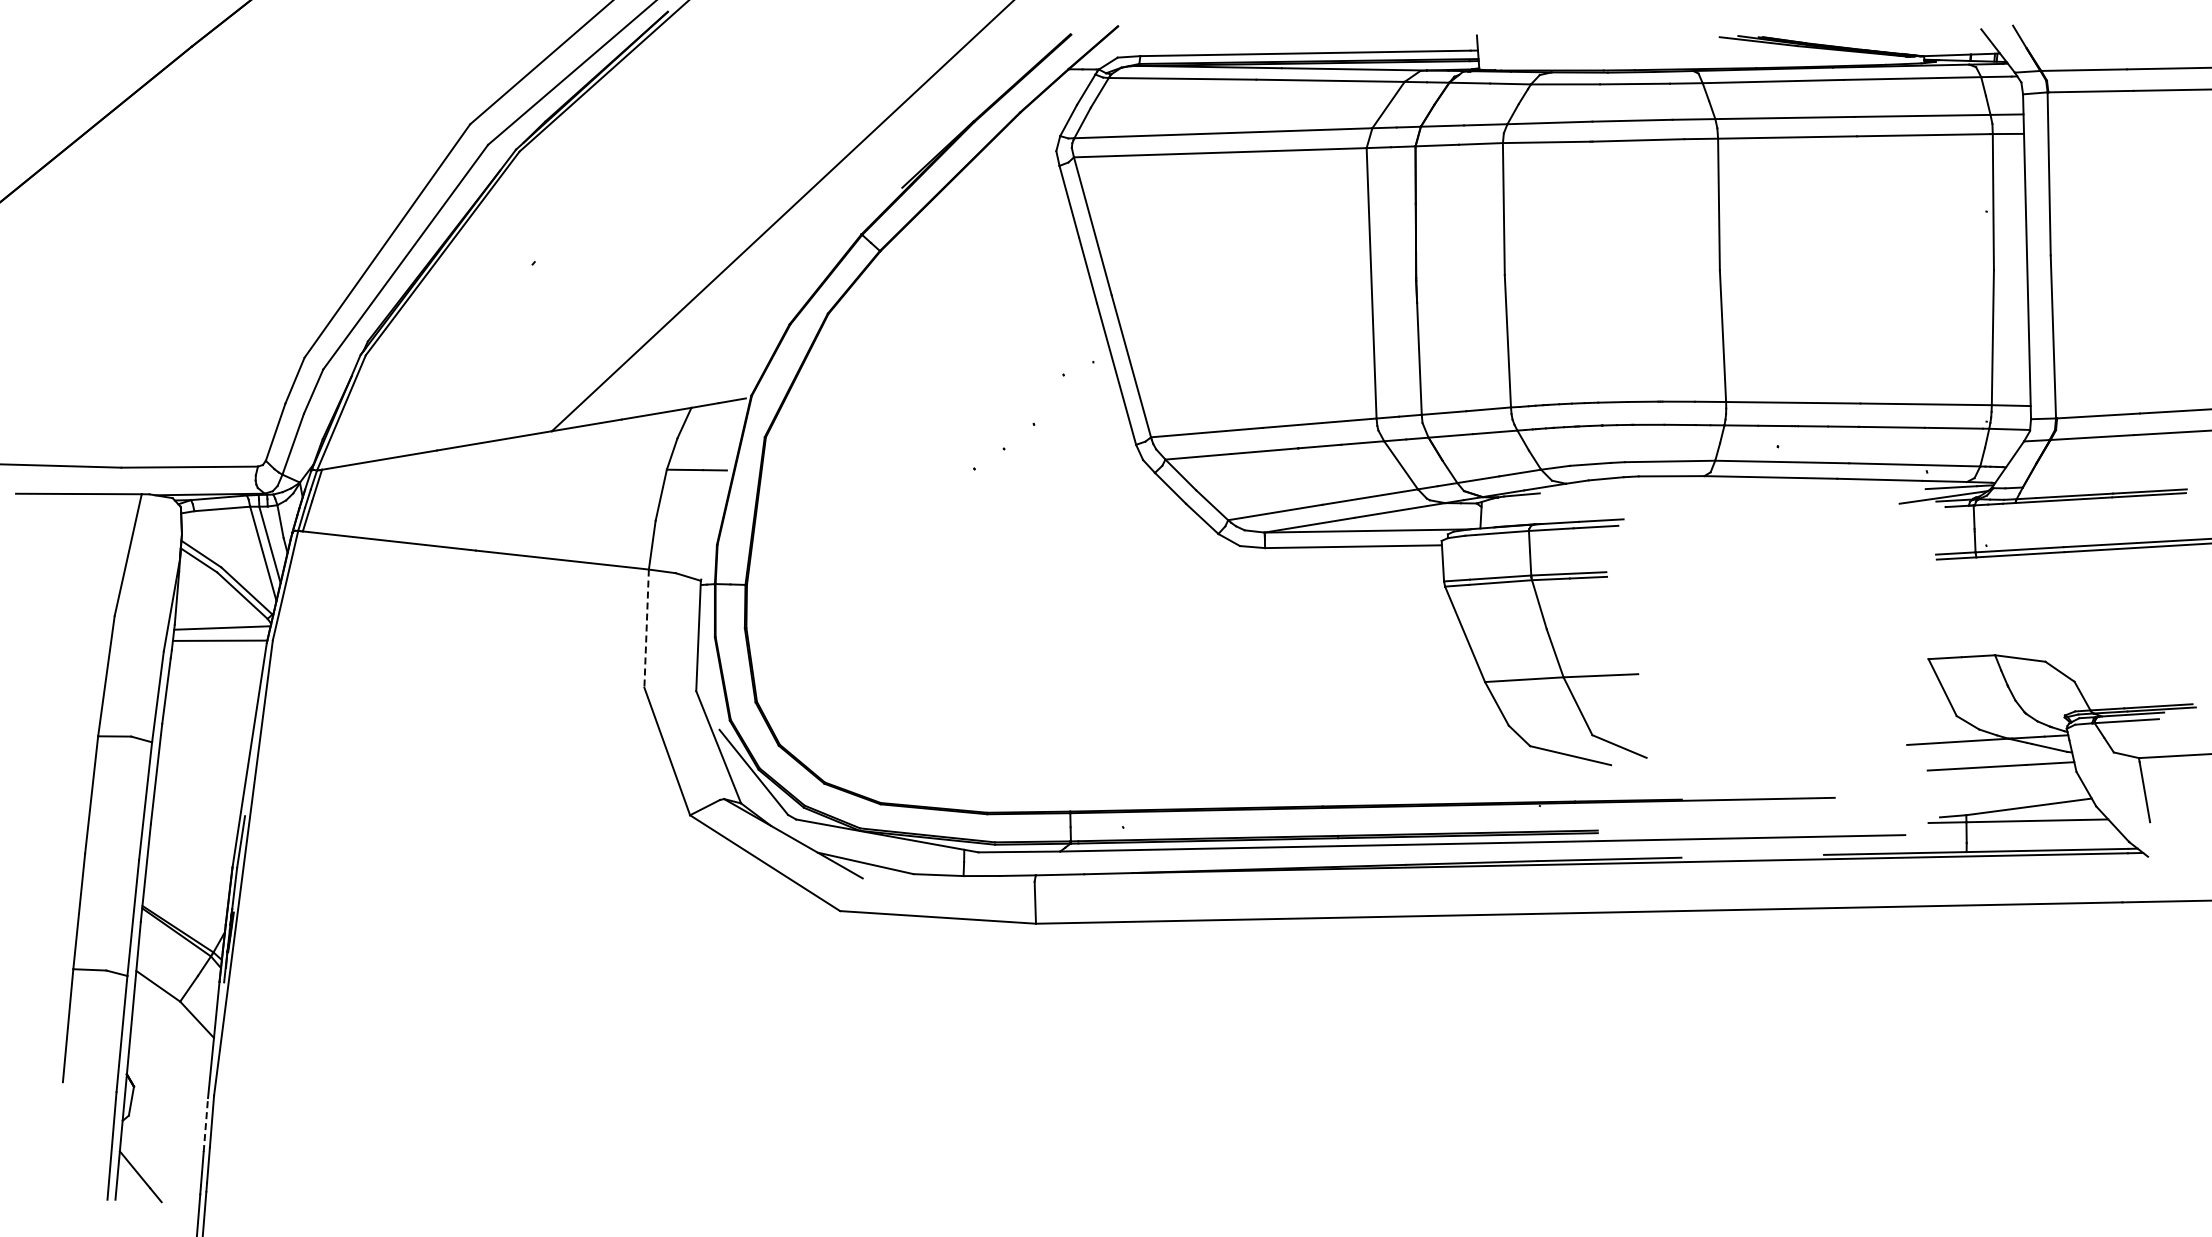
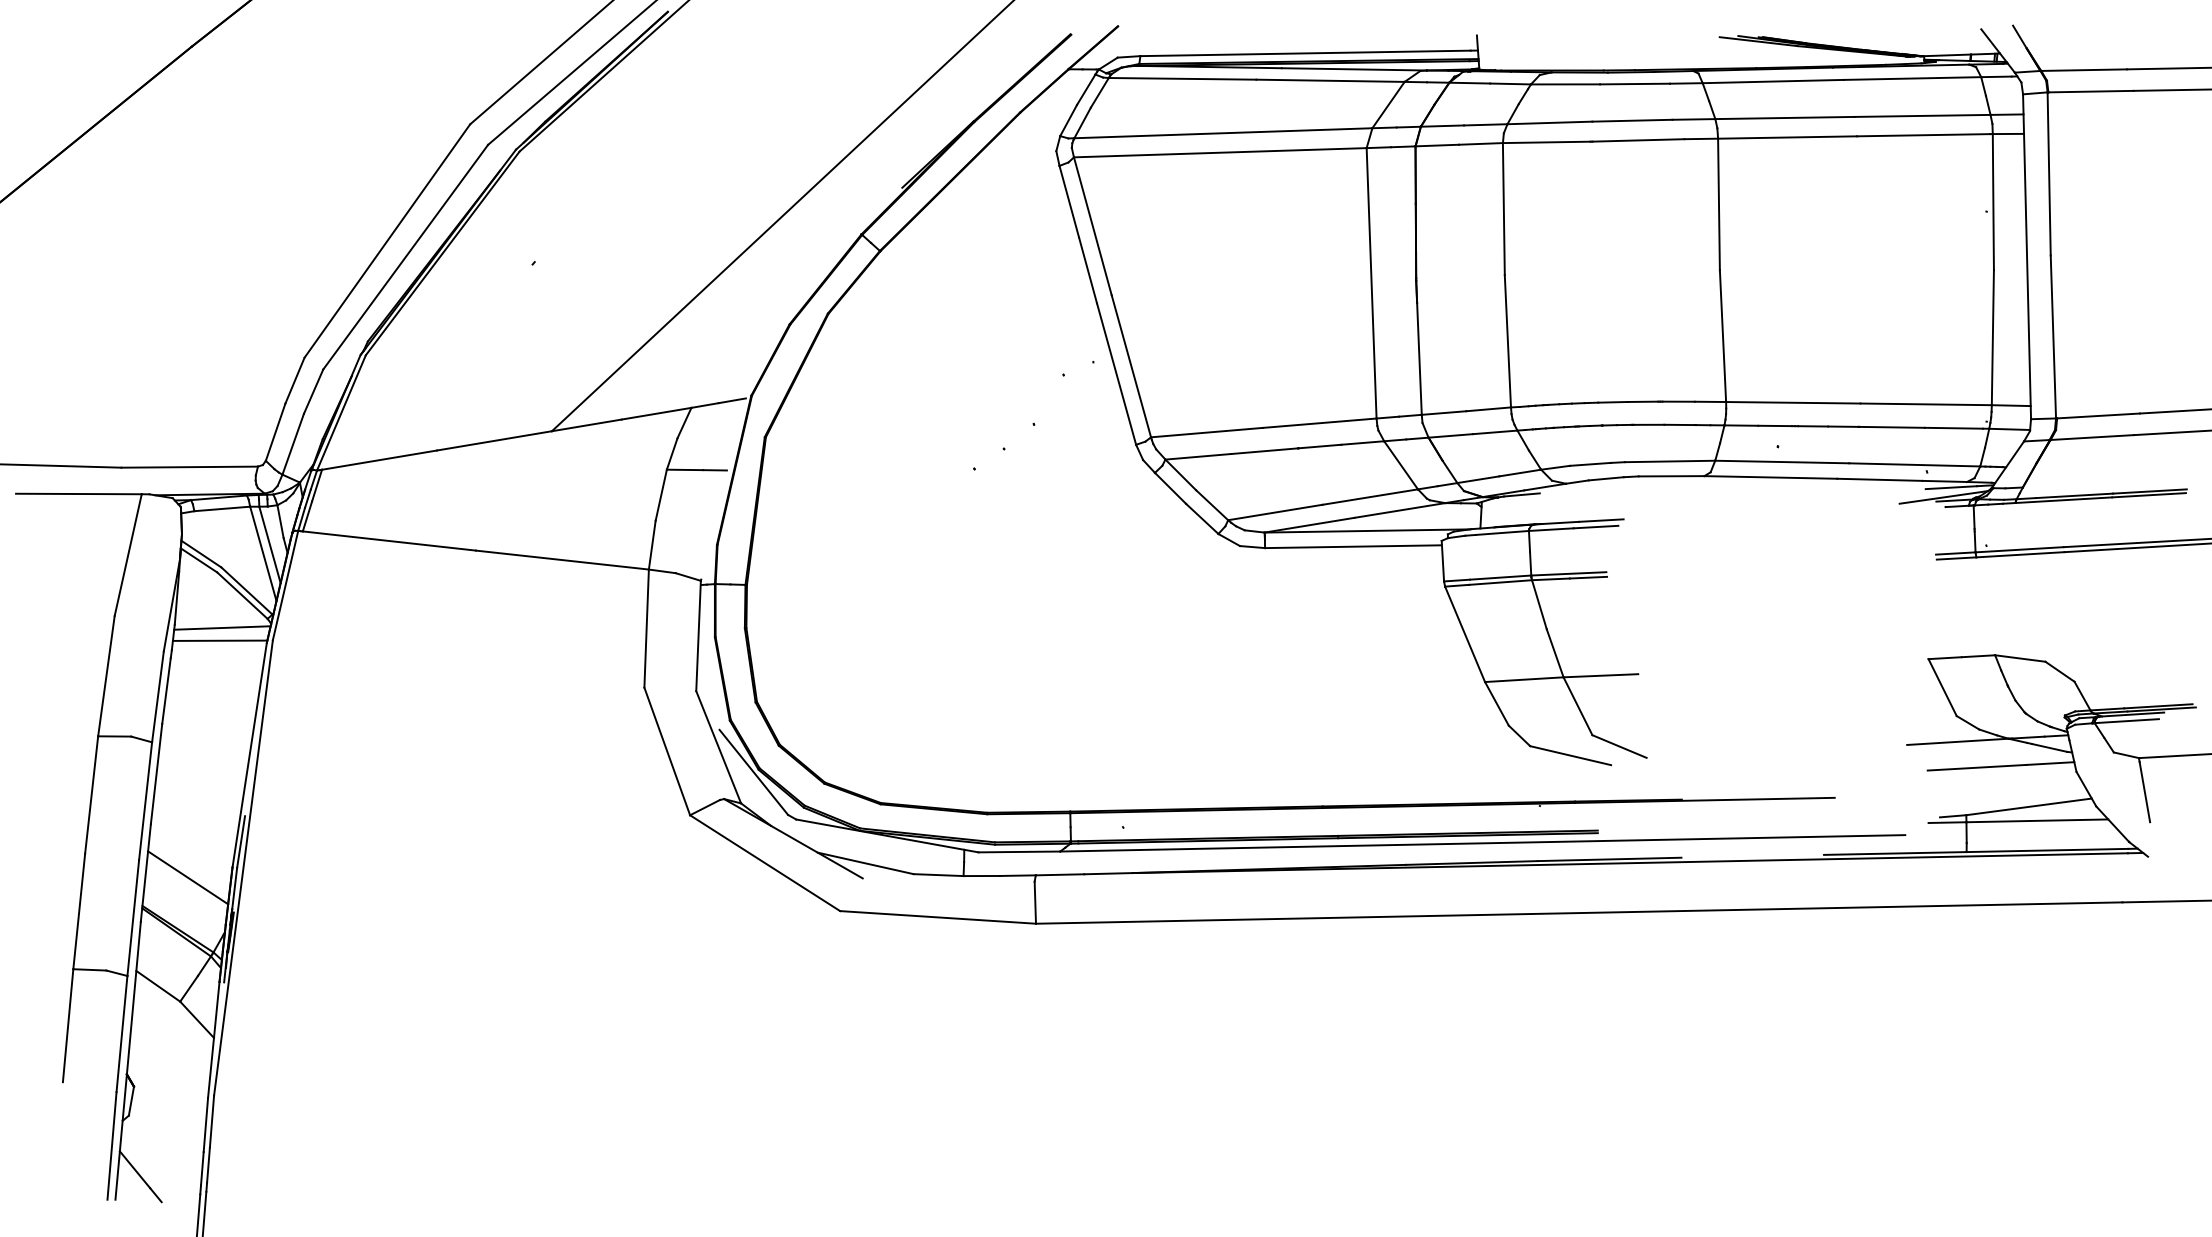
line: dashed -> solid (646, 629)
line: none -> present (188, 877)
line: dashed -> solid (205, 1124)
